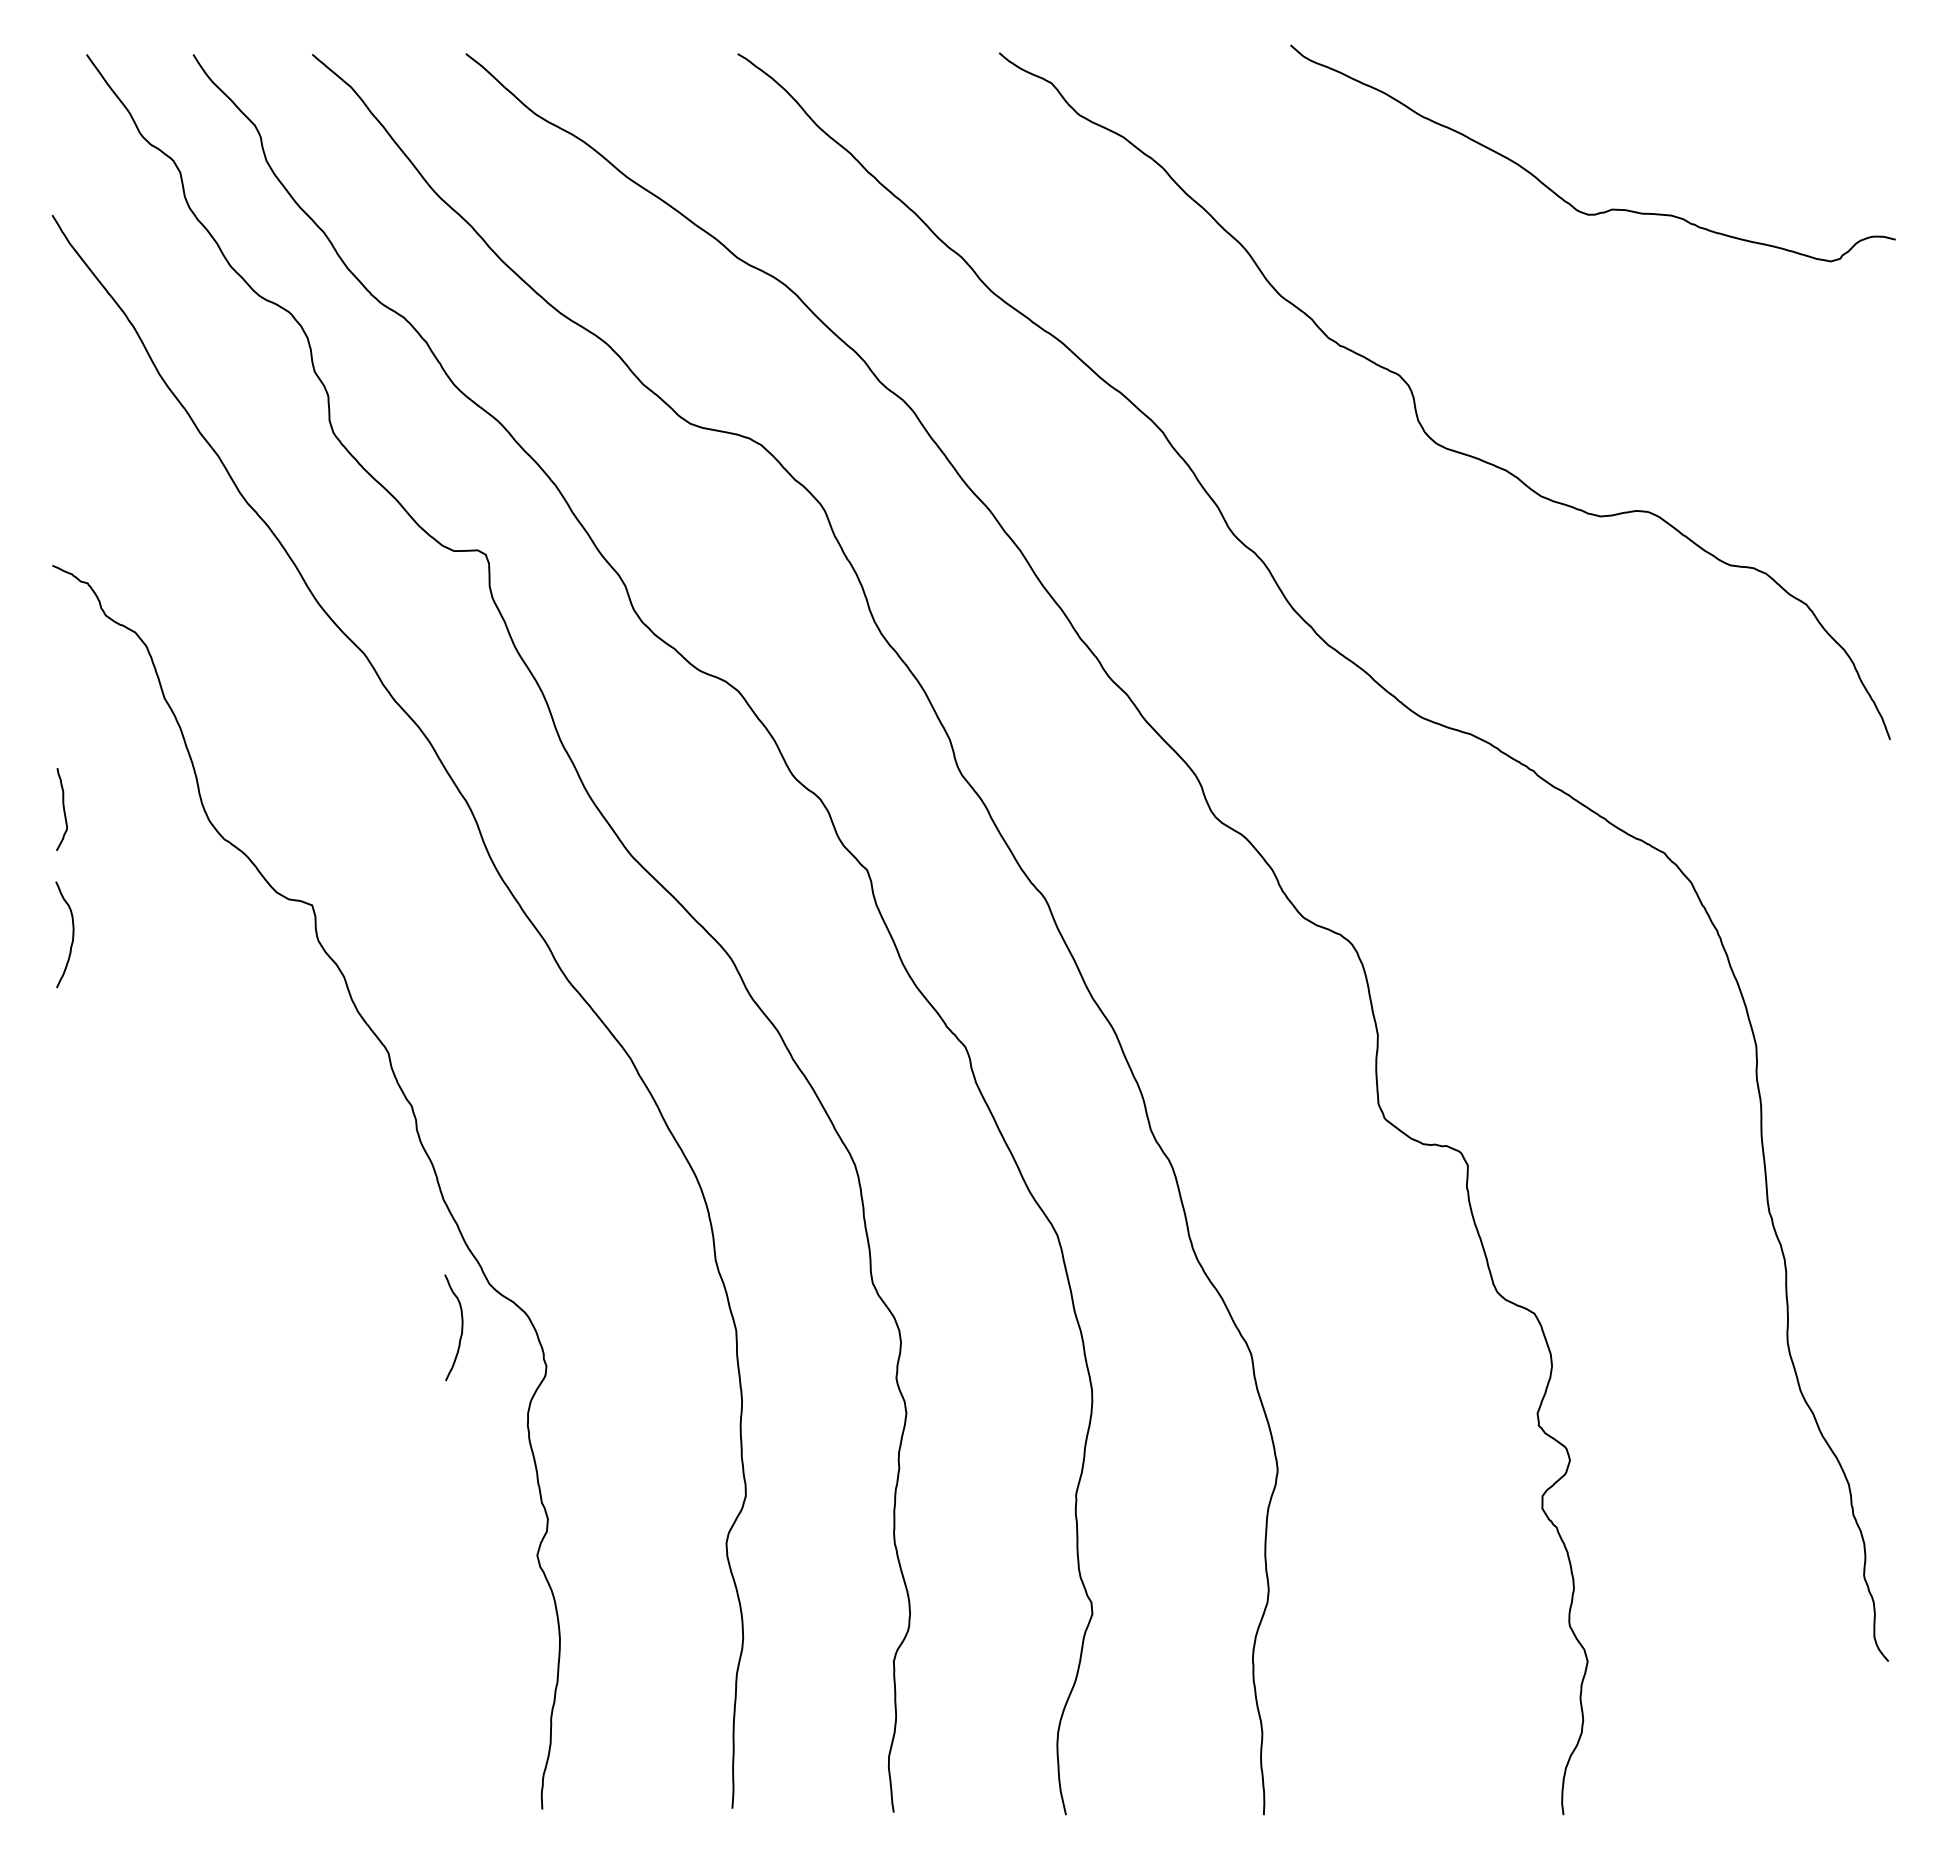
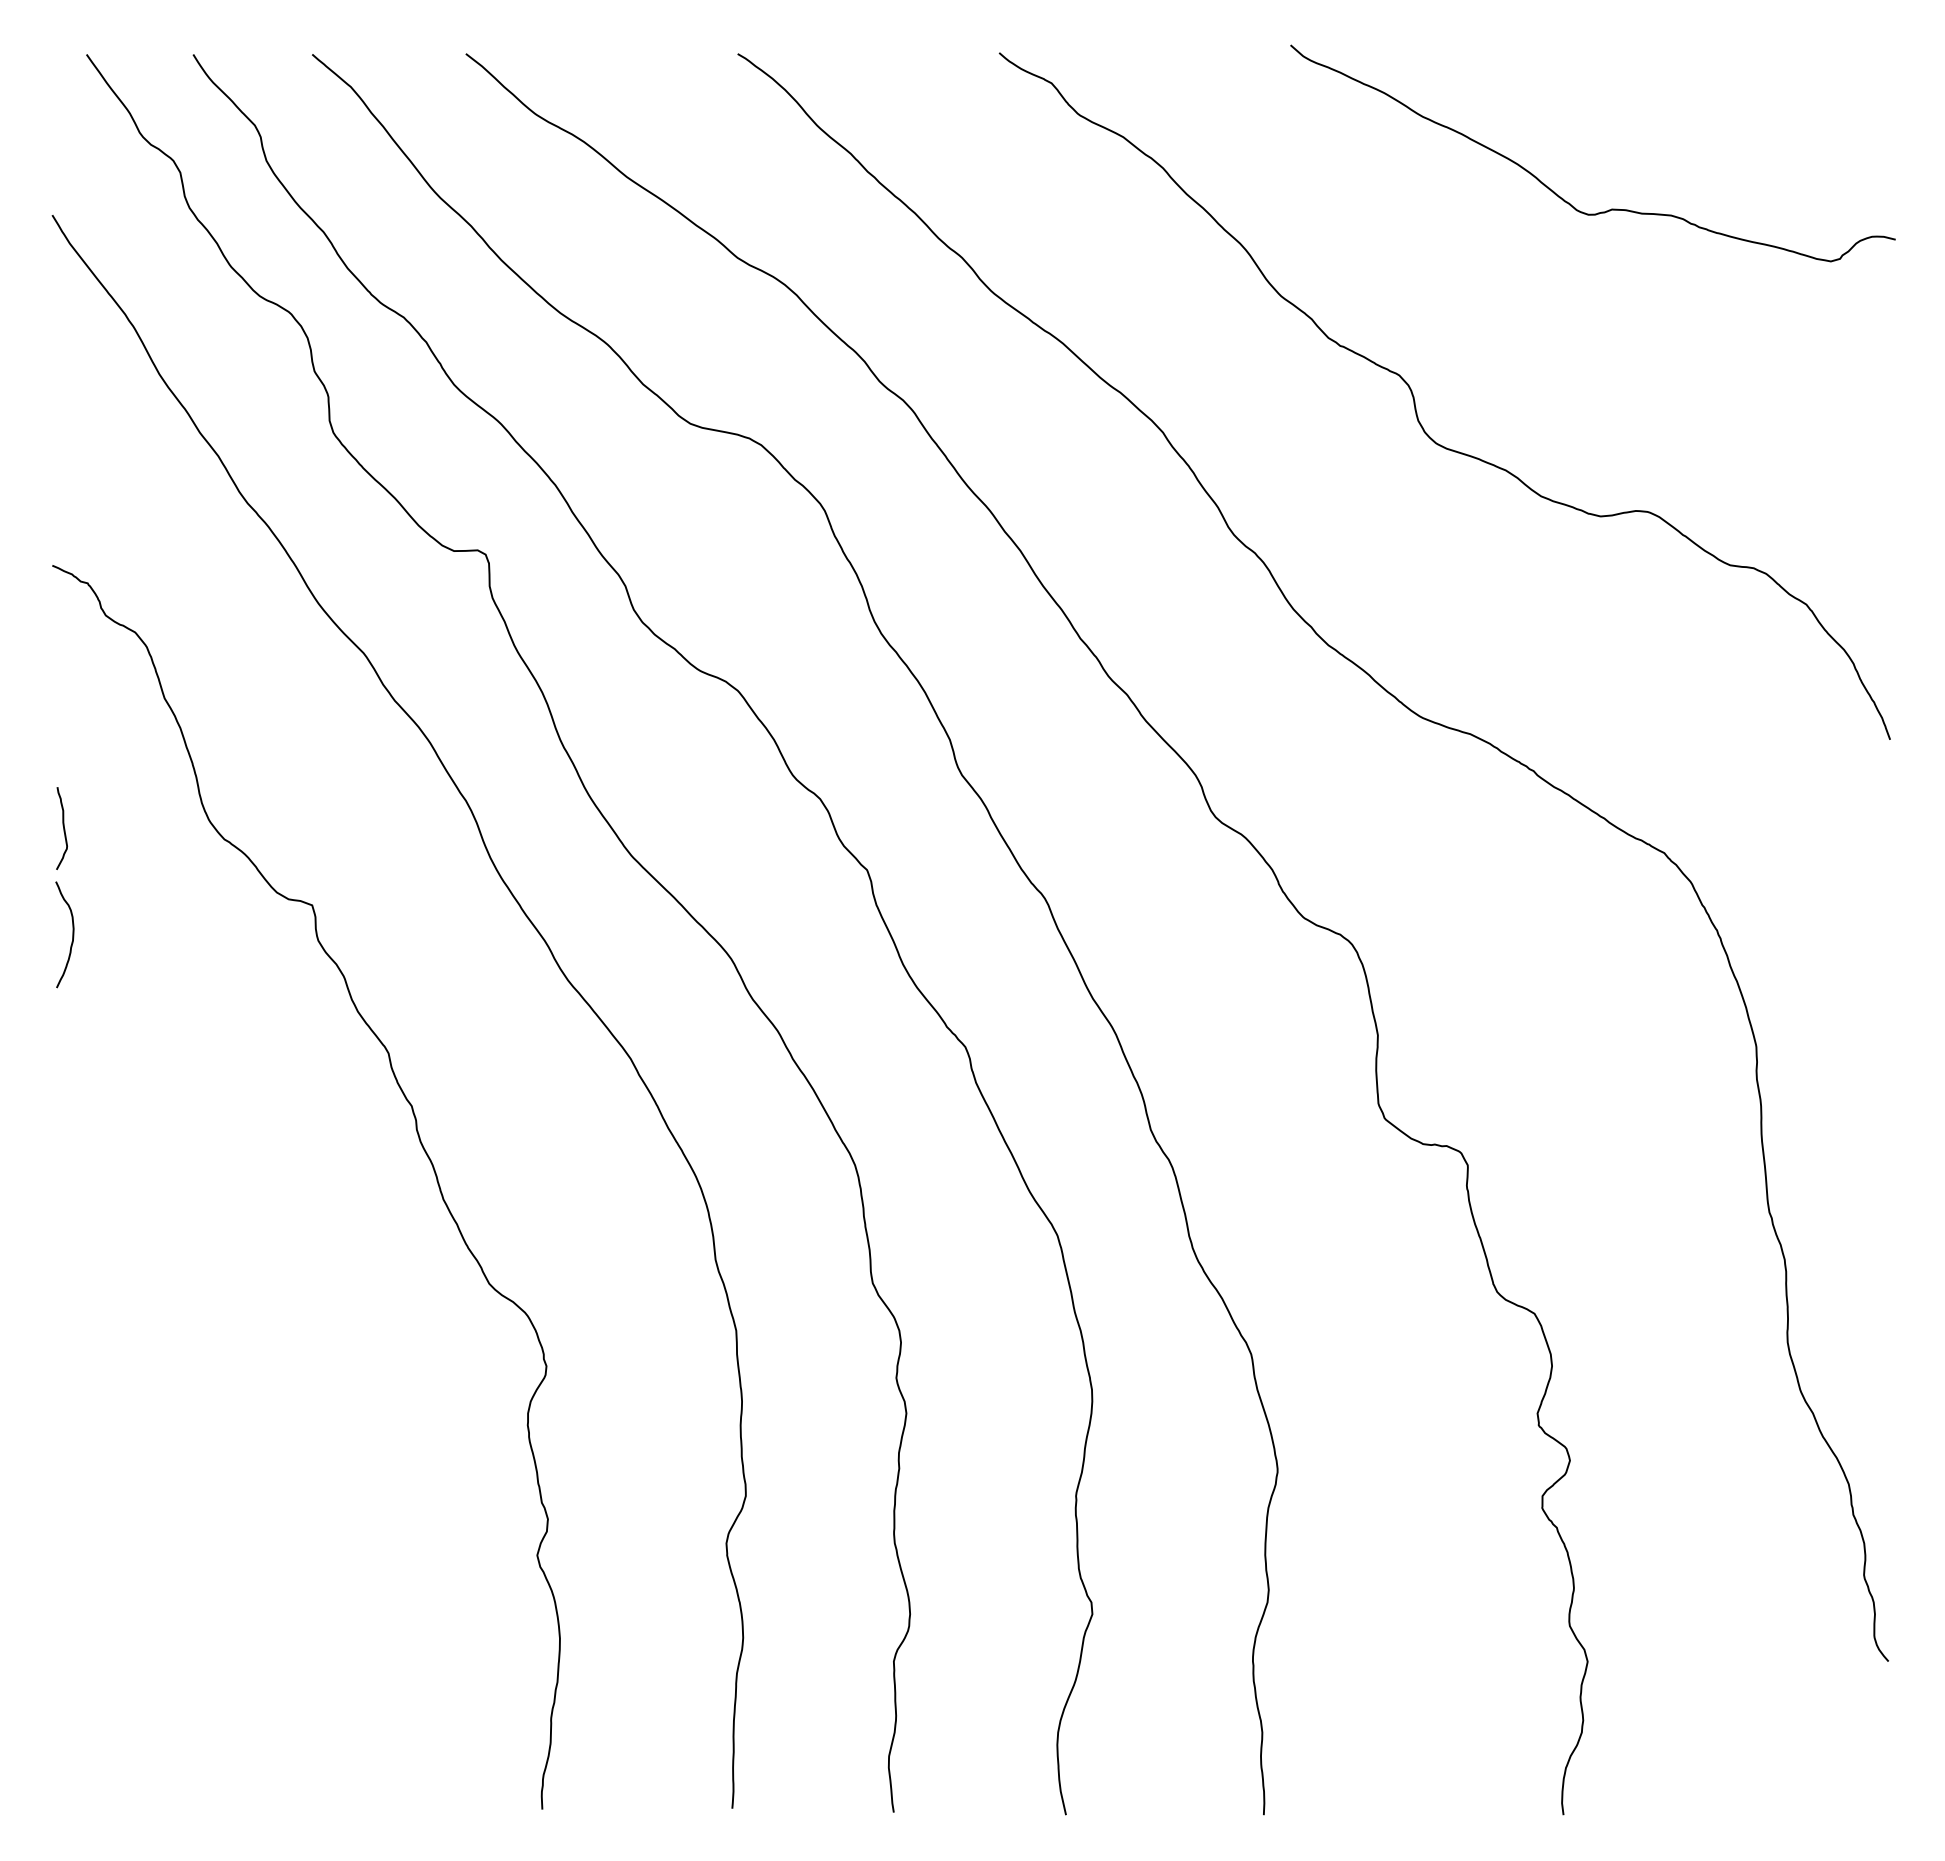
curve position: (63, 809) -> (63, 828) (63, 828)
curve: present -> none (461, 1327)
